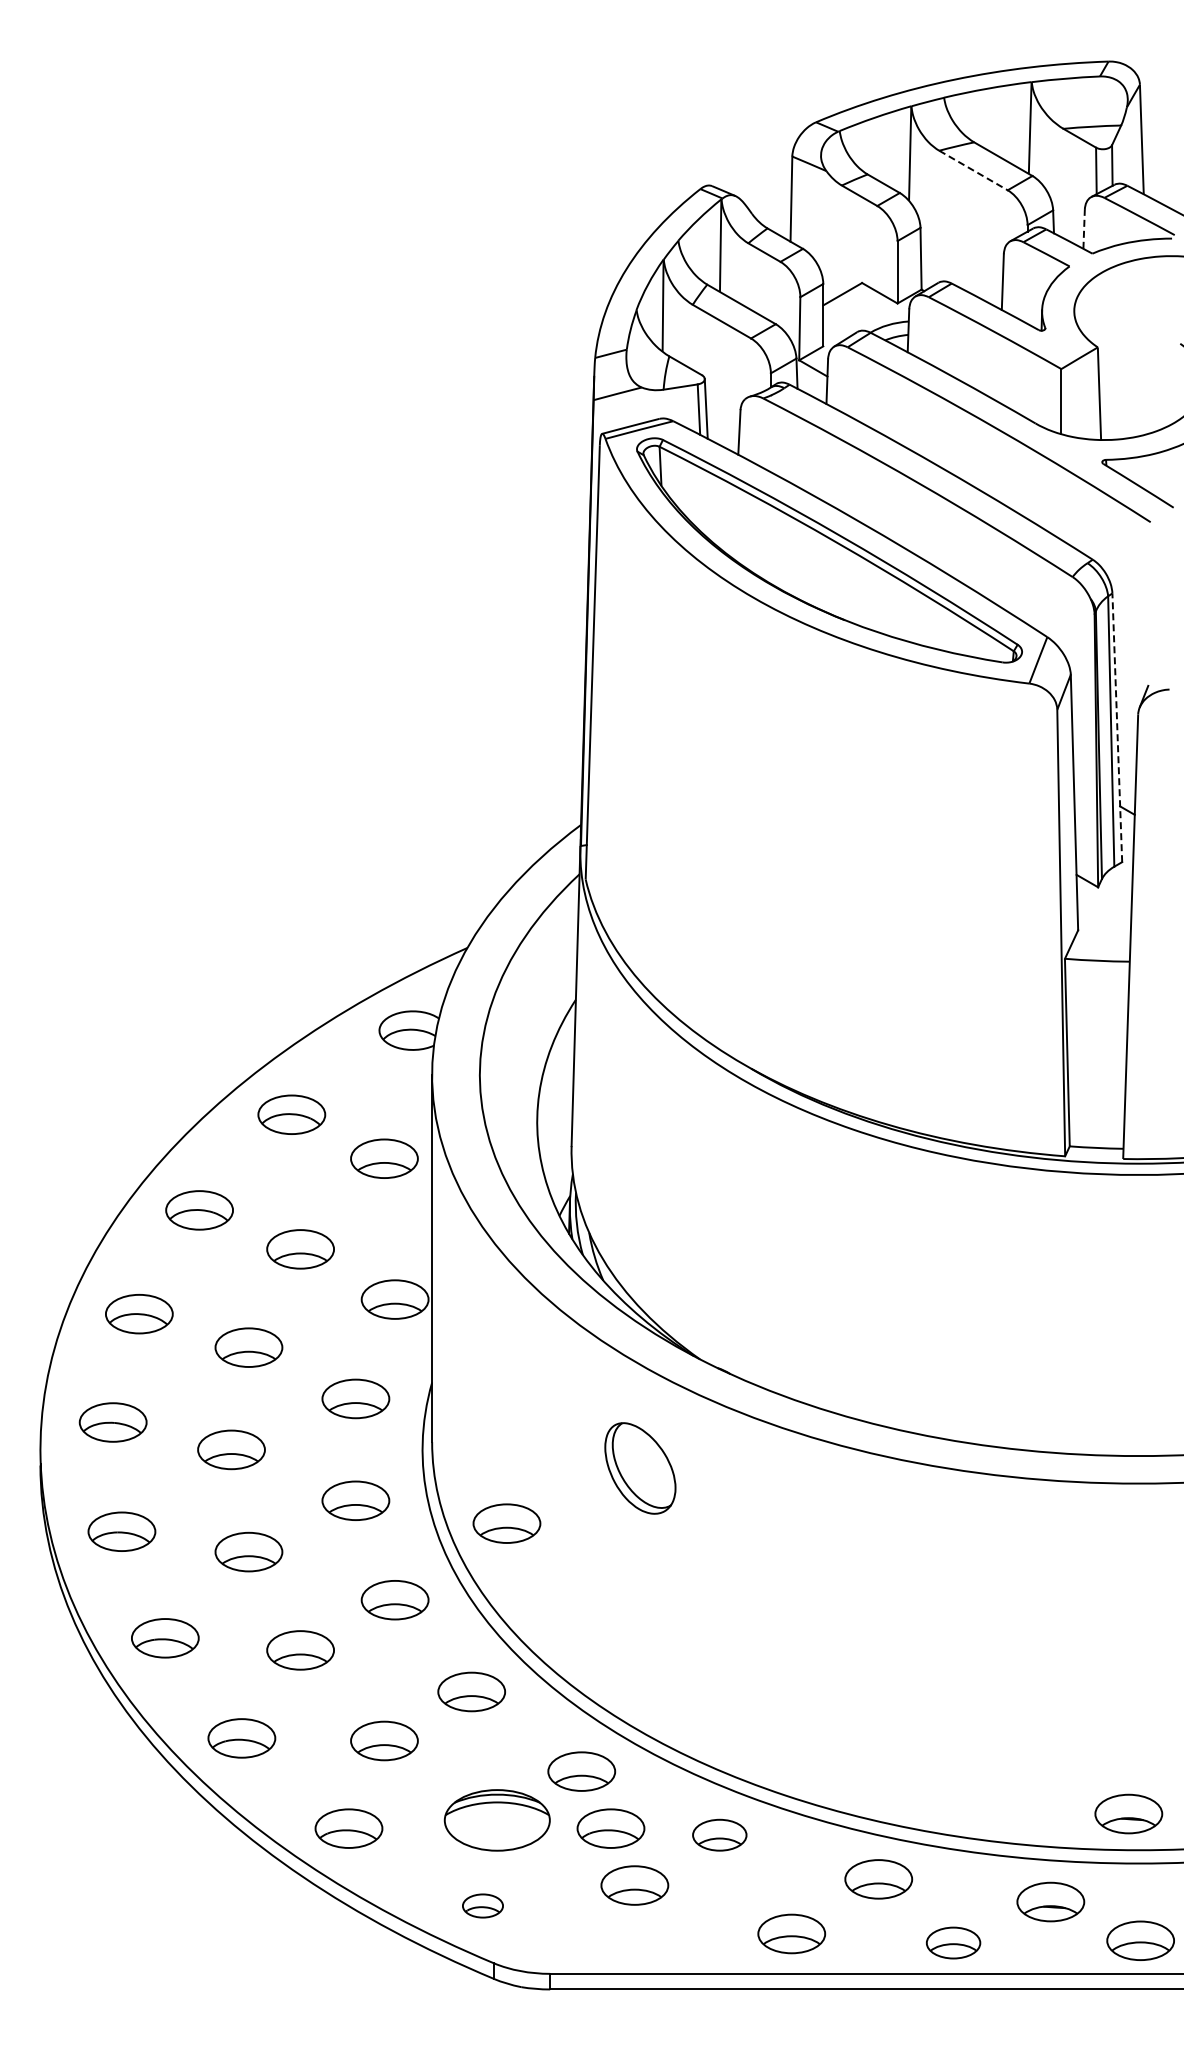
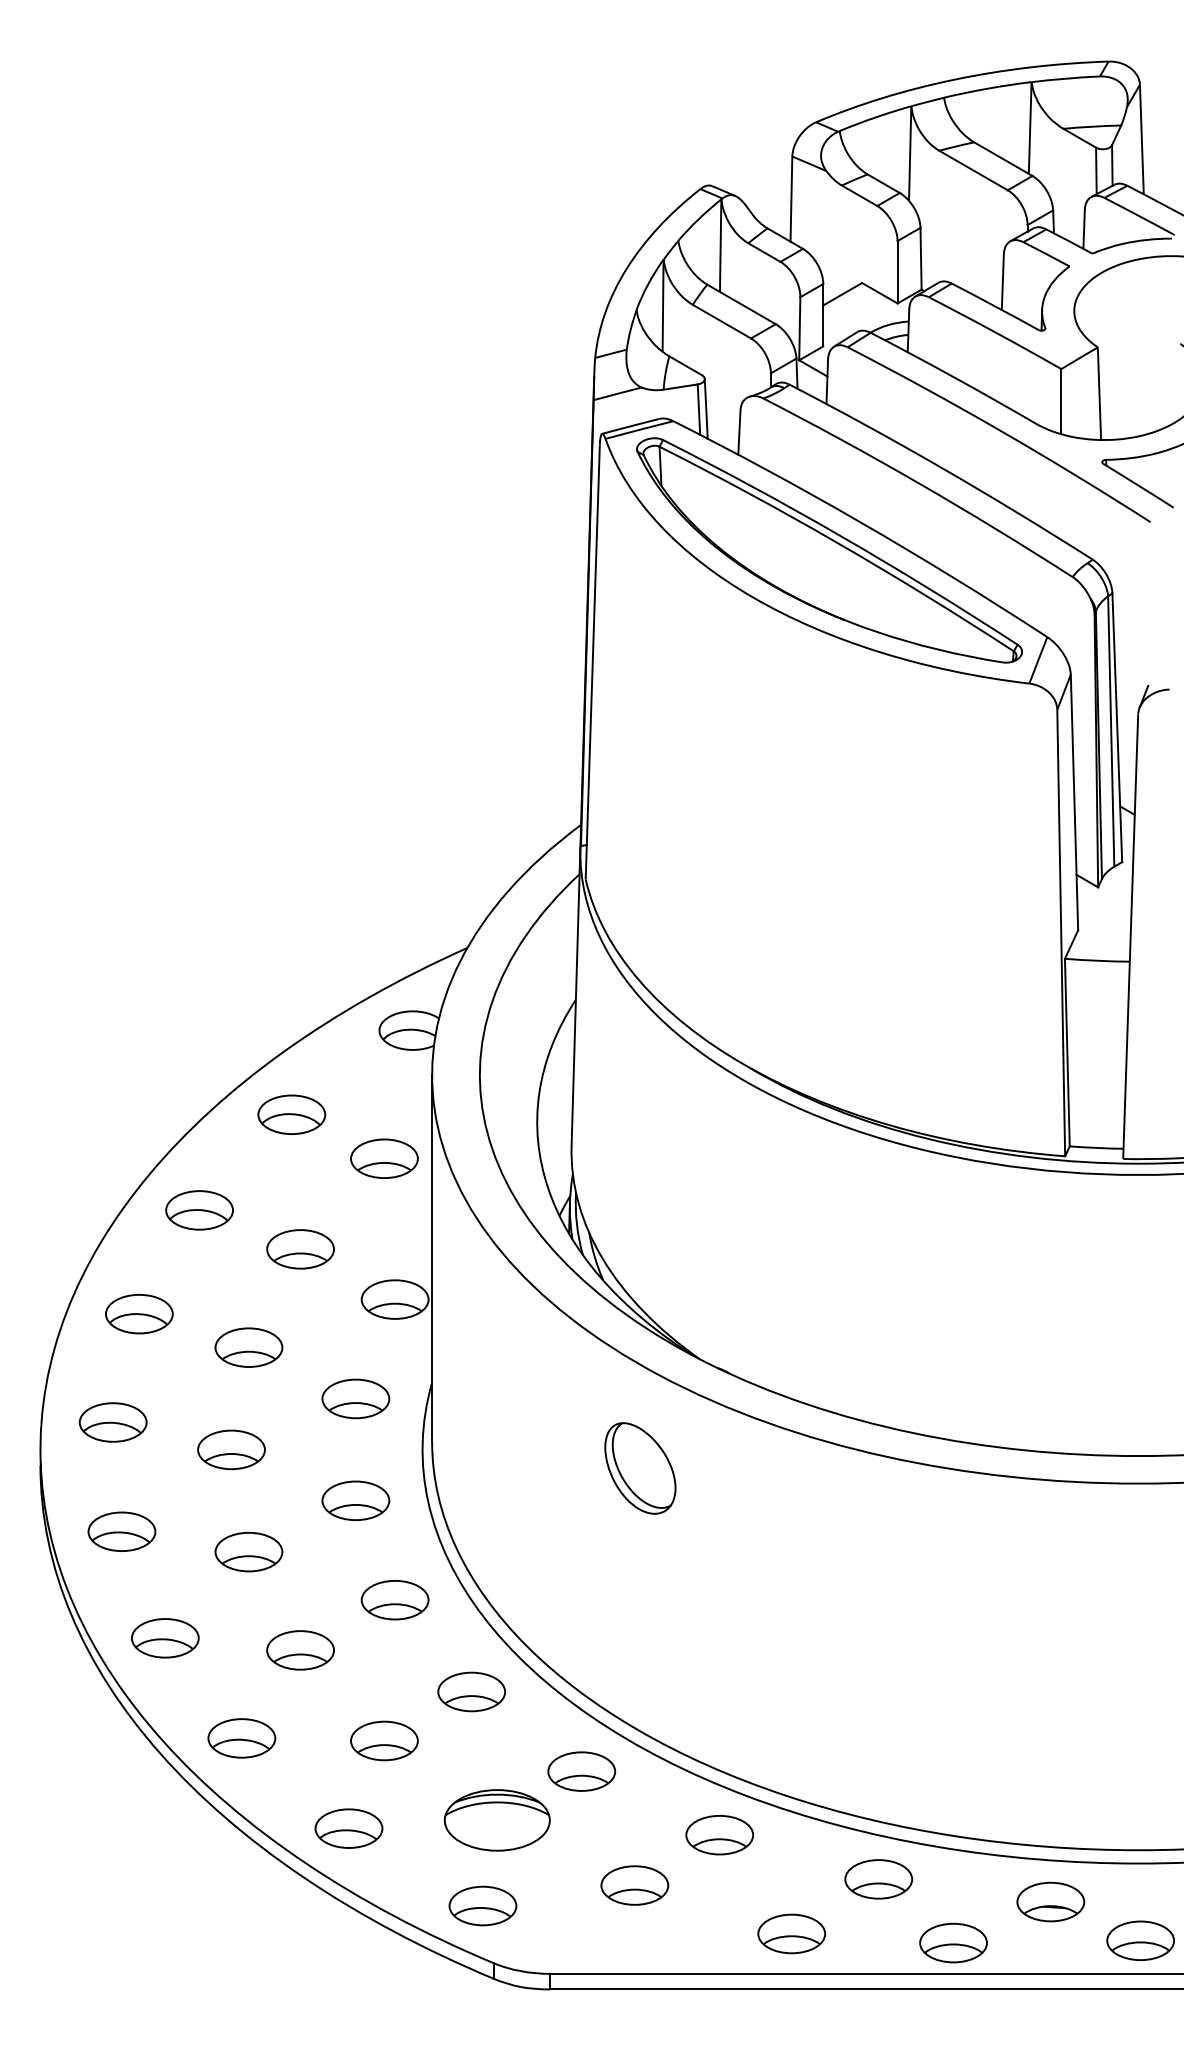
line: dashed -> solid (973, 170)
line: dashed -> solid (1084, 228)
line: dashed -> solid (1117, 727)
part: present -> none (506, 1523)
part: present -> none (1128, 1813)
part: present -> none (610, 1828)
part size: 56x34 px -> 70x41 px (719, 1835)
part size: 42x26 px -> 70x42 px (482, 1905)
part size: 56x34 px -> 69x42 px (953, 1942)
